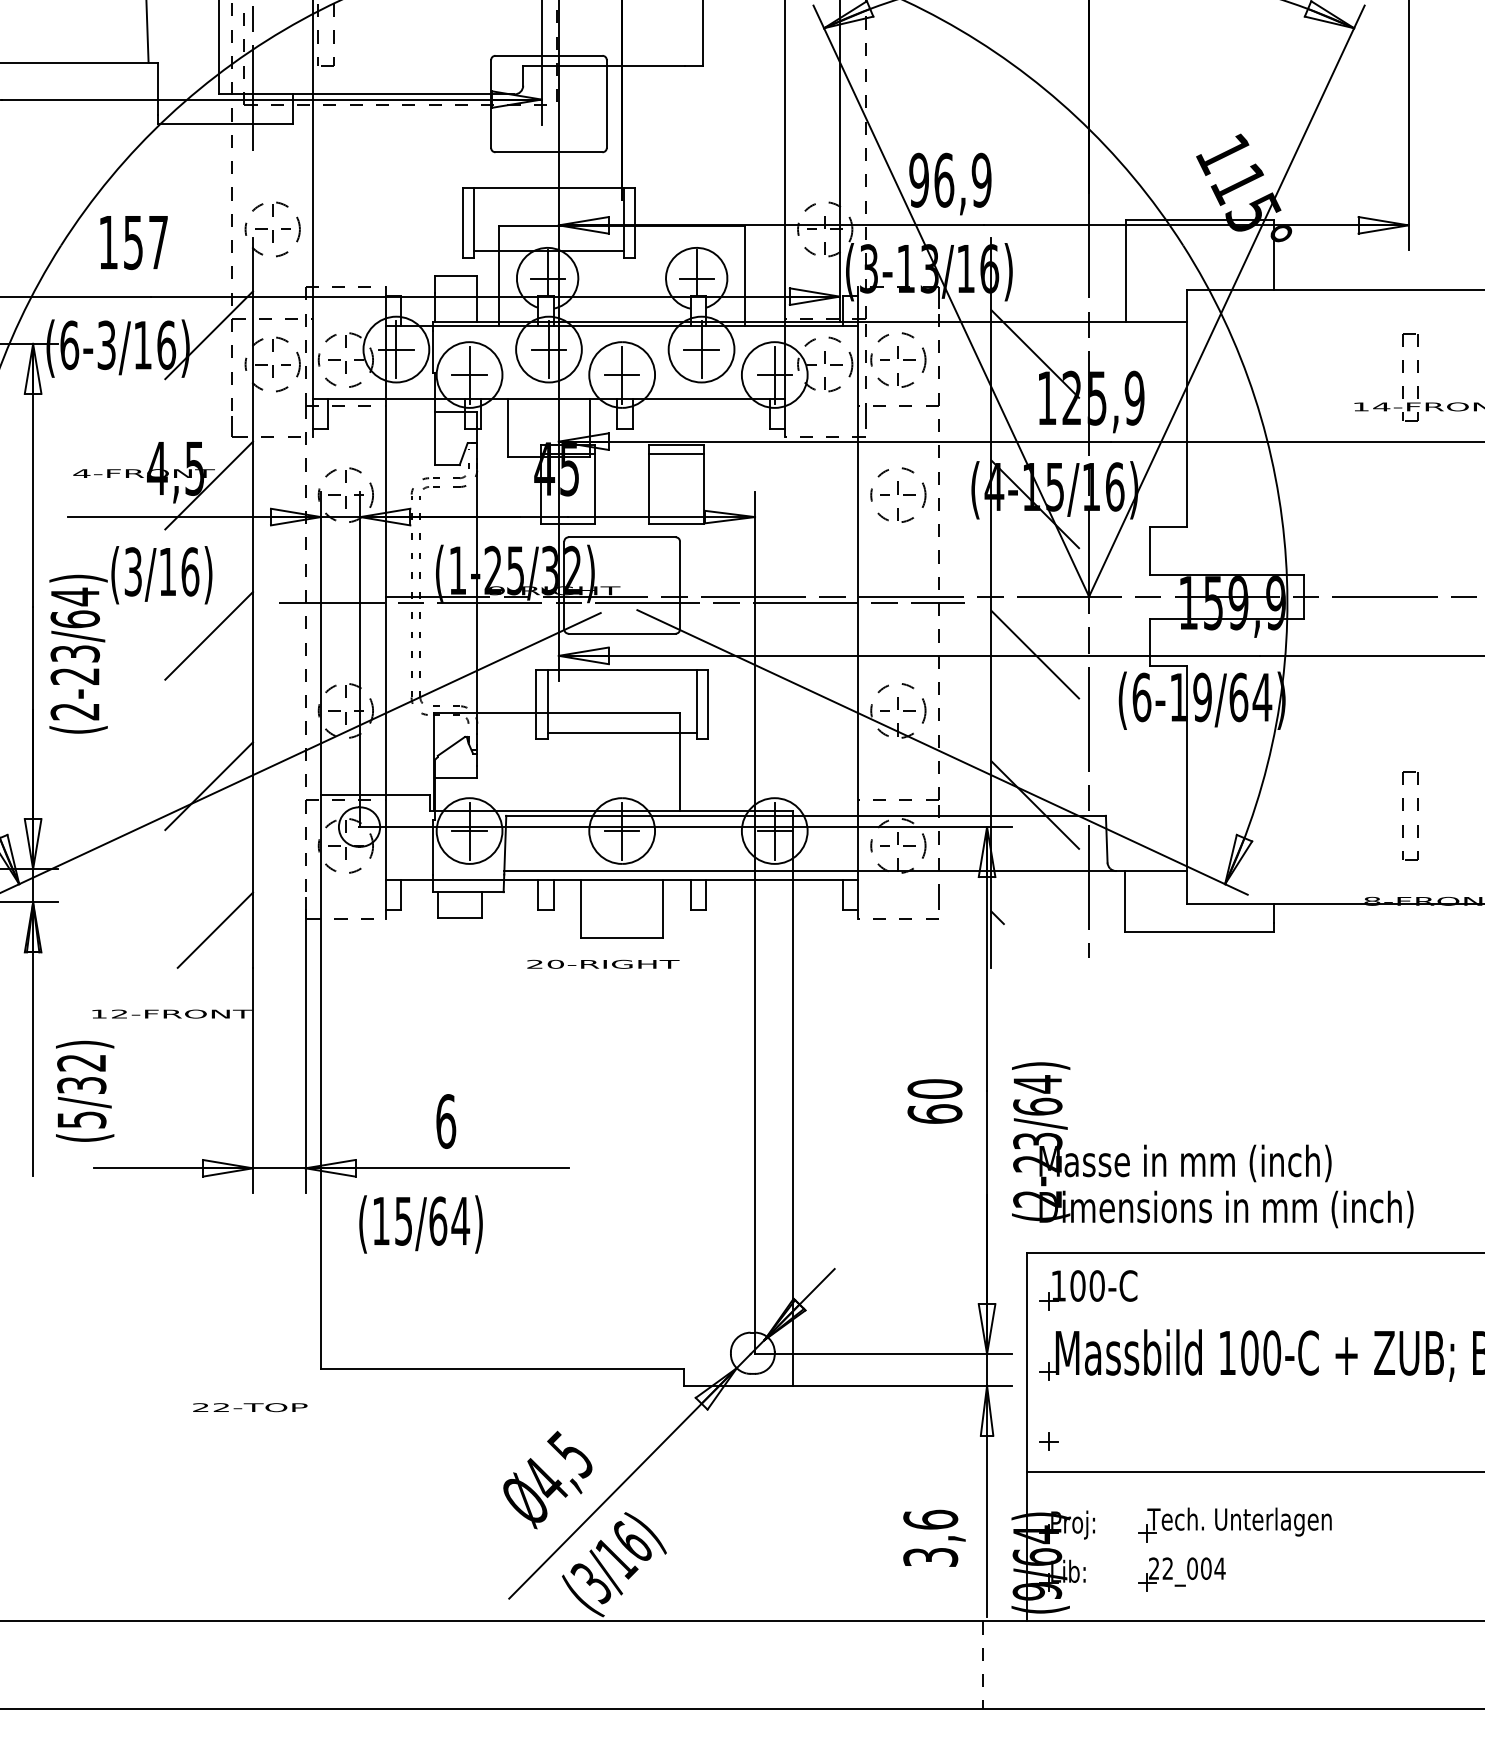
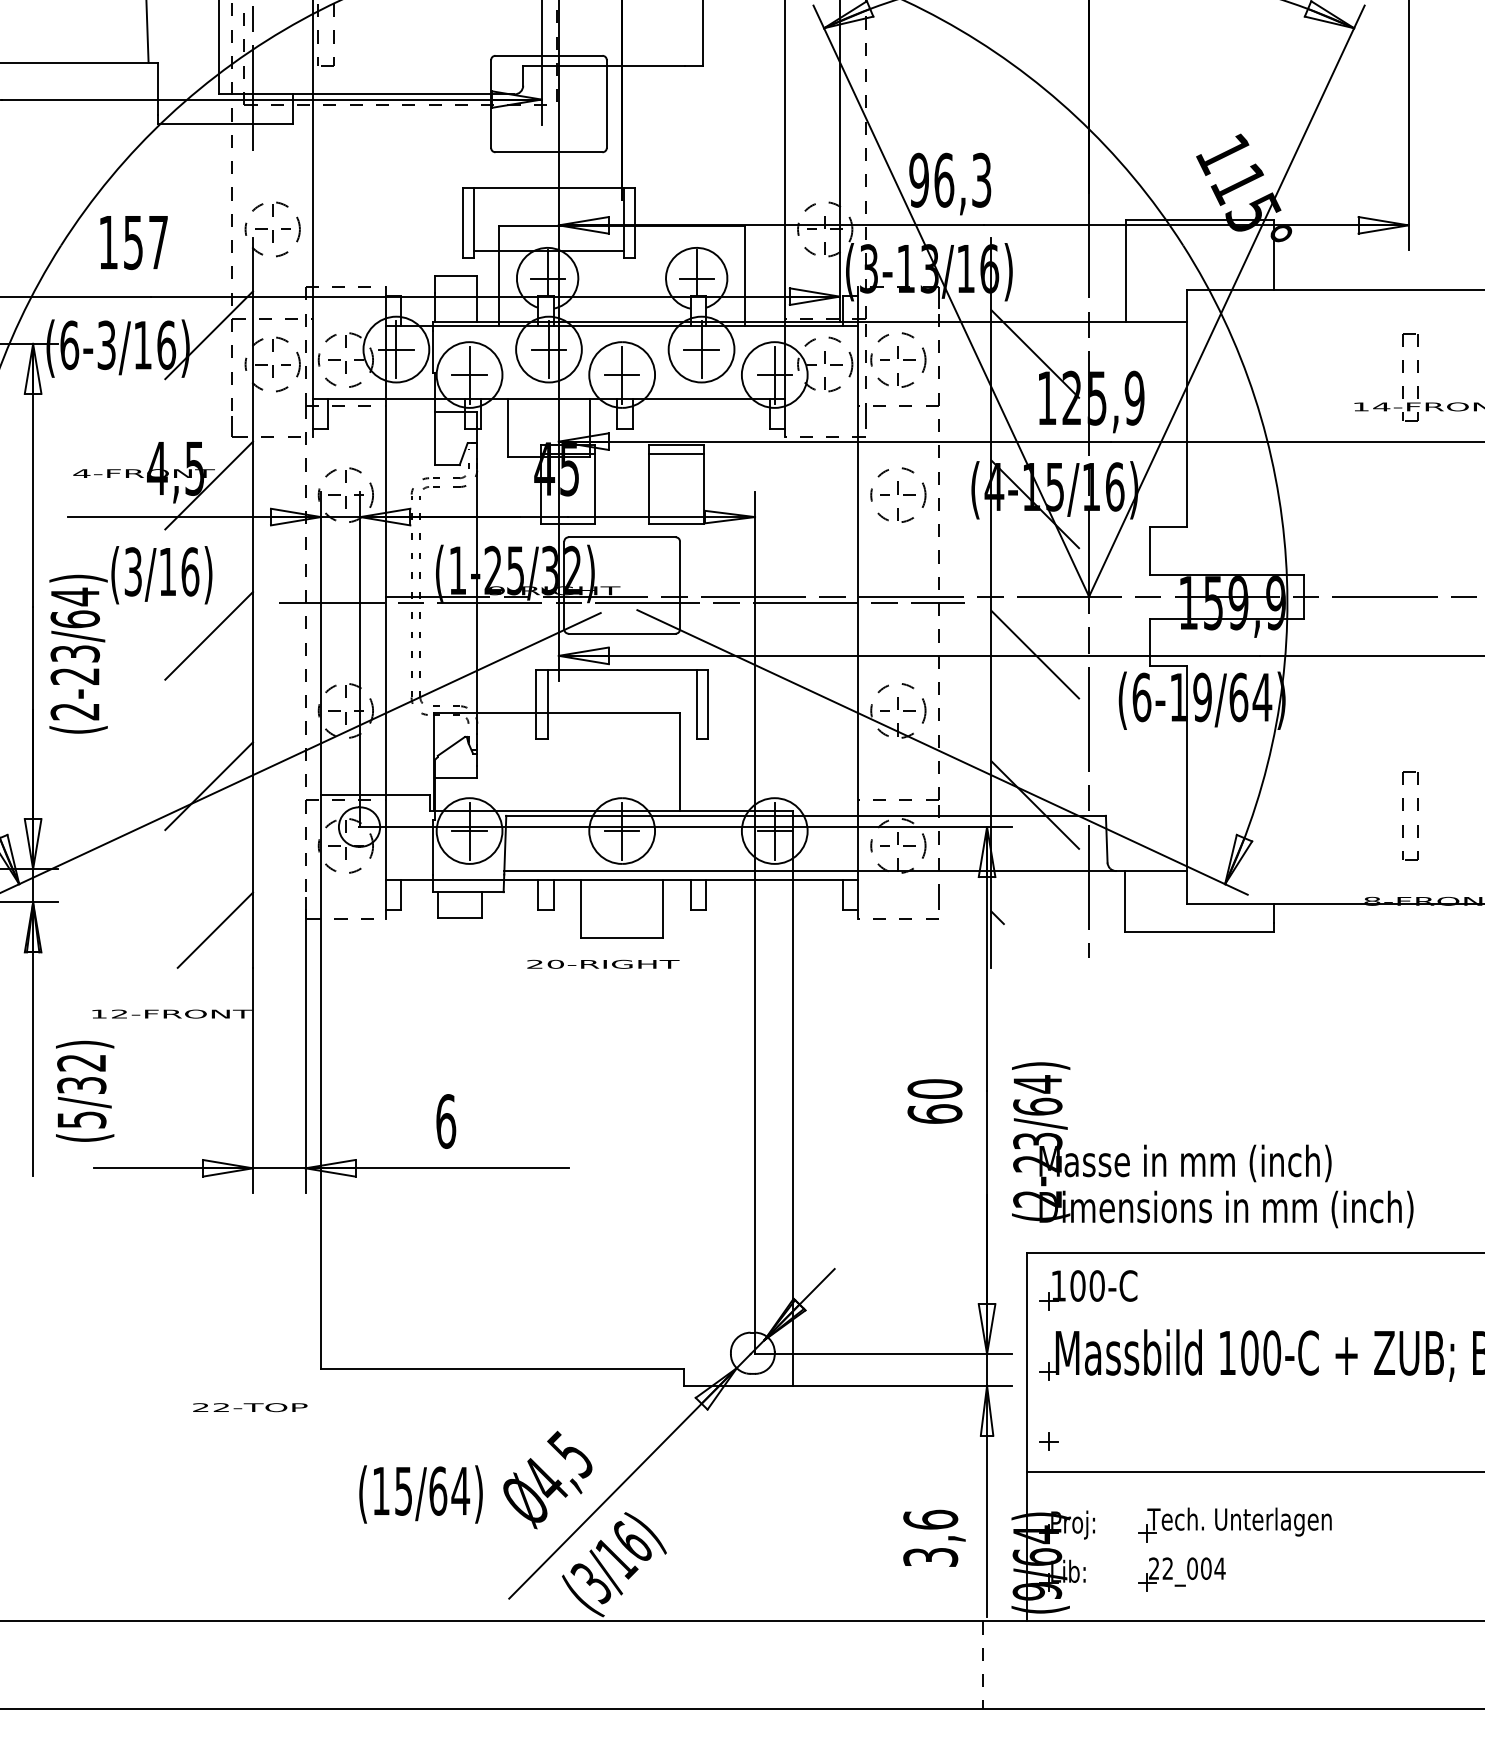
text: 96,9 -> 96,3 (981, 180)
line: present -> none (621, 732)
text position: (420, 1224) -> (420, 1494) (420, 1494)
